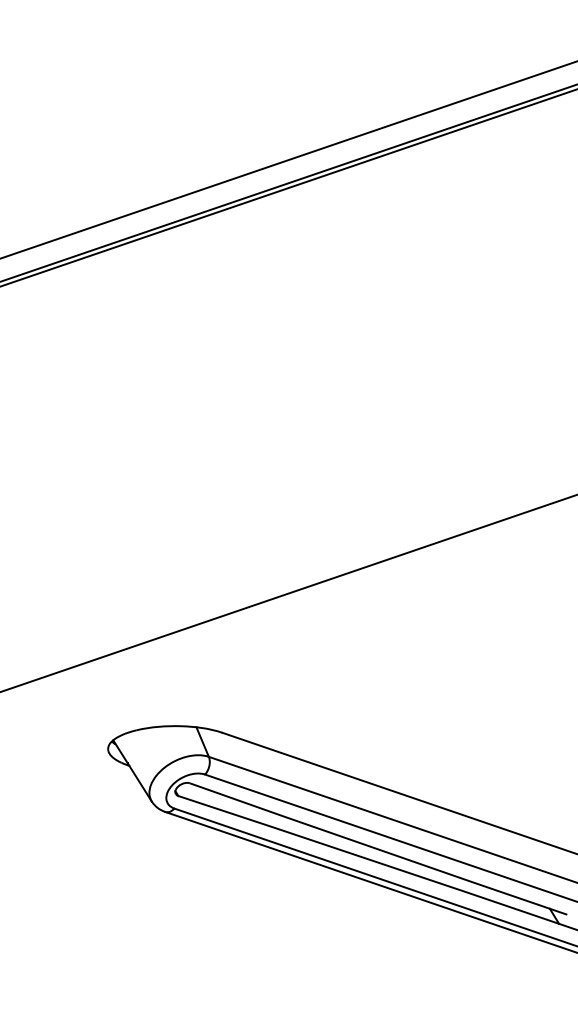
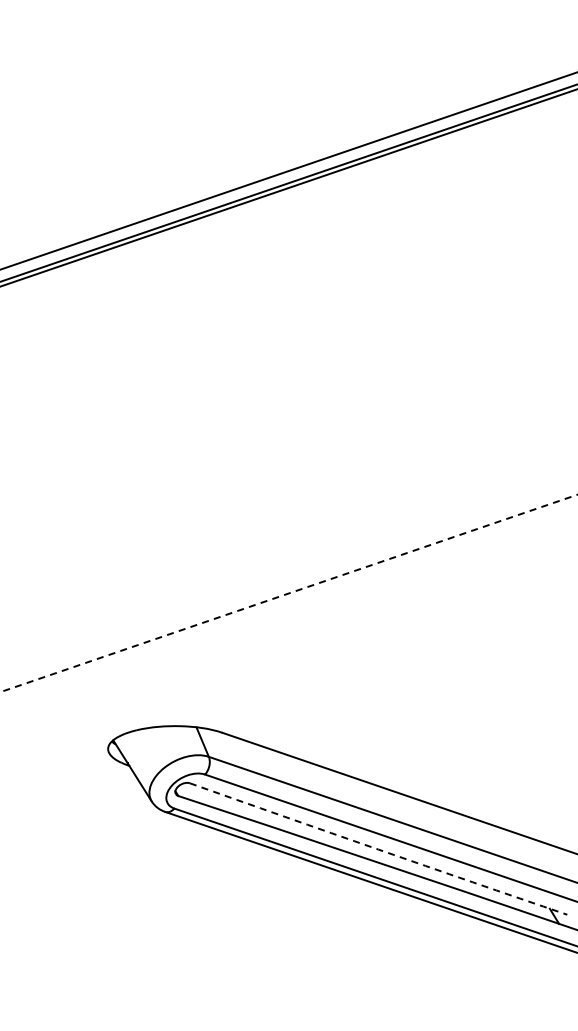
line position: (288, 160) -> (288, 171) (288, 171)
line: solid -> dashed (289, 593)
arc: solid -> dashed (378, 849)
